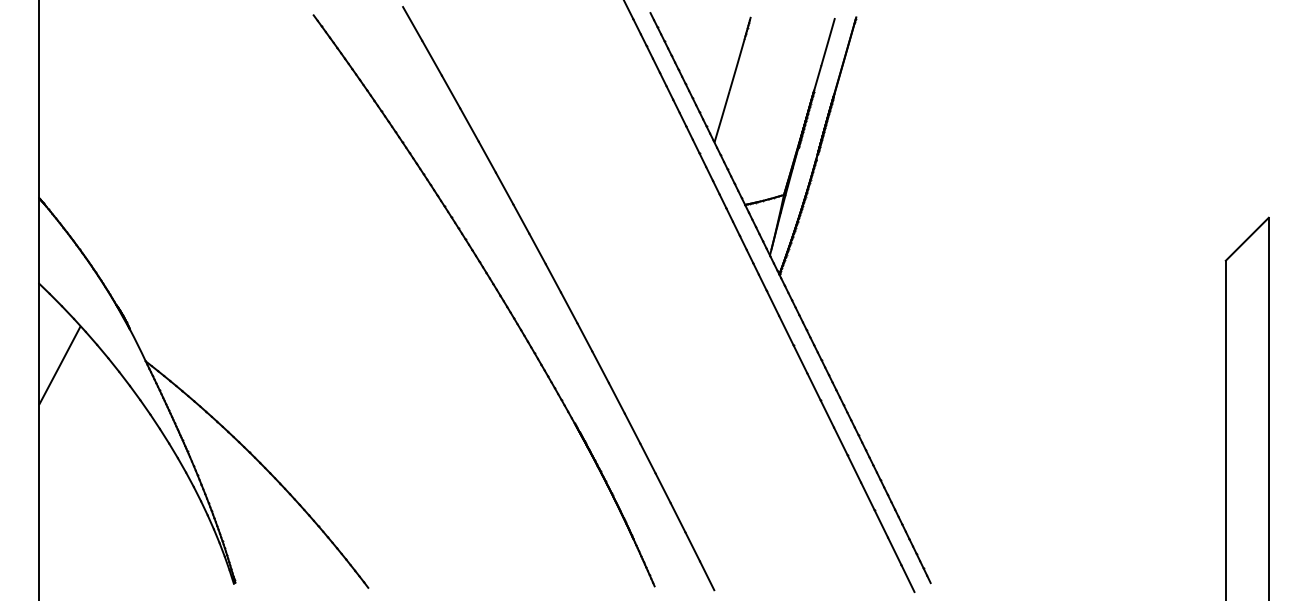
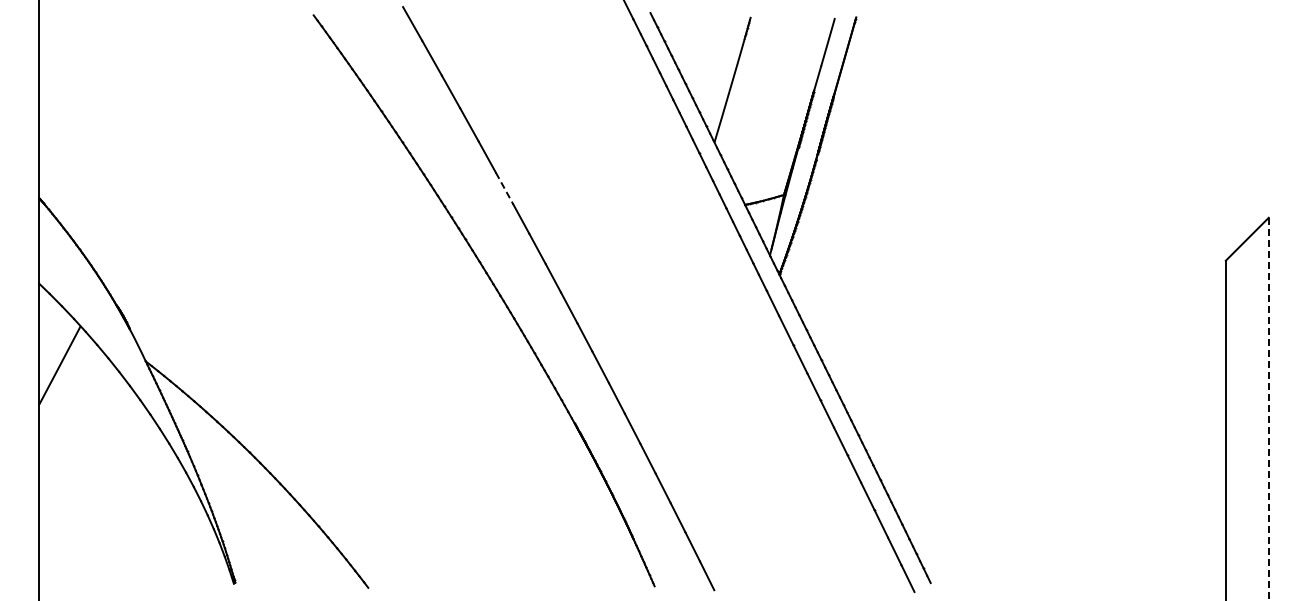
line: solid -> dashed (504, 189)
line: solid -> dashed (1268, 408)
